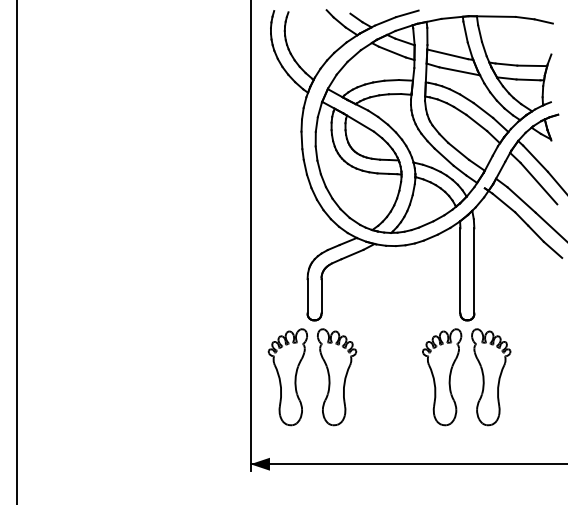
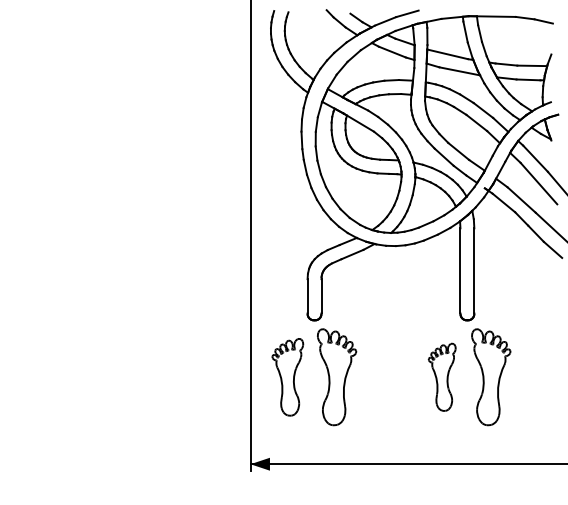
line: present -> none (17, 251)
part size: 41x99 px -> 34x79 px (287, 377)
part size: 41x99 px -> 30x70 px (441, 376)
